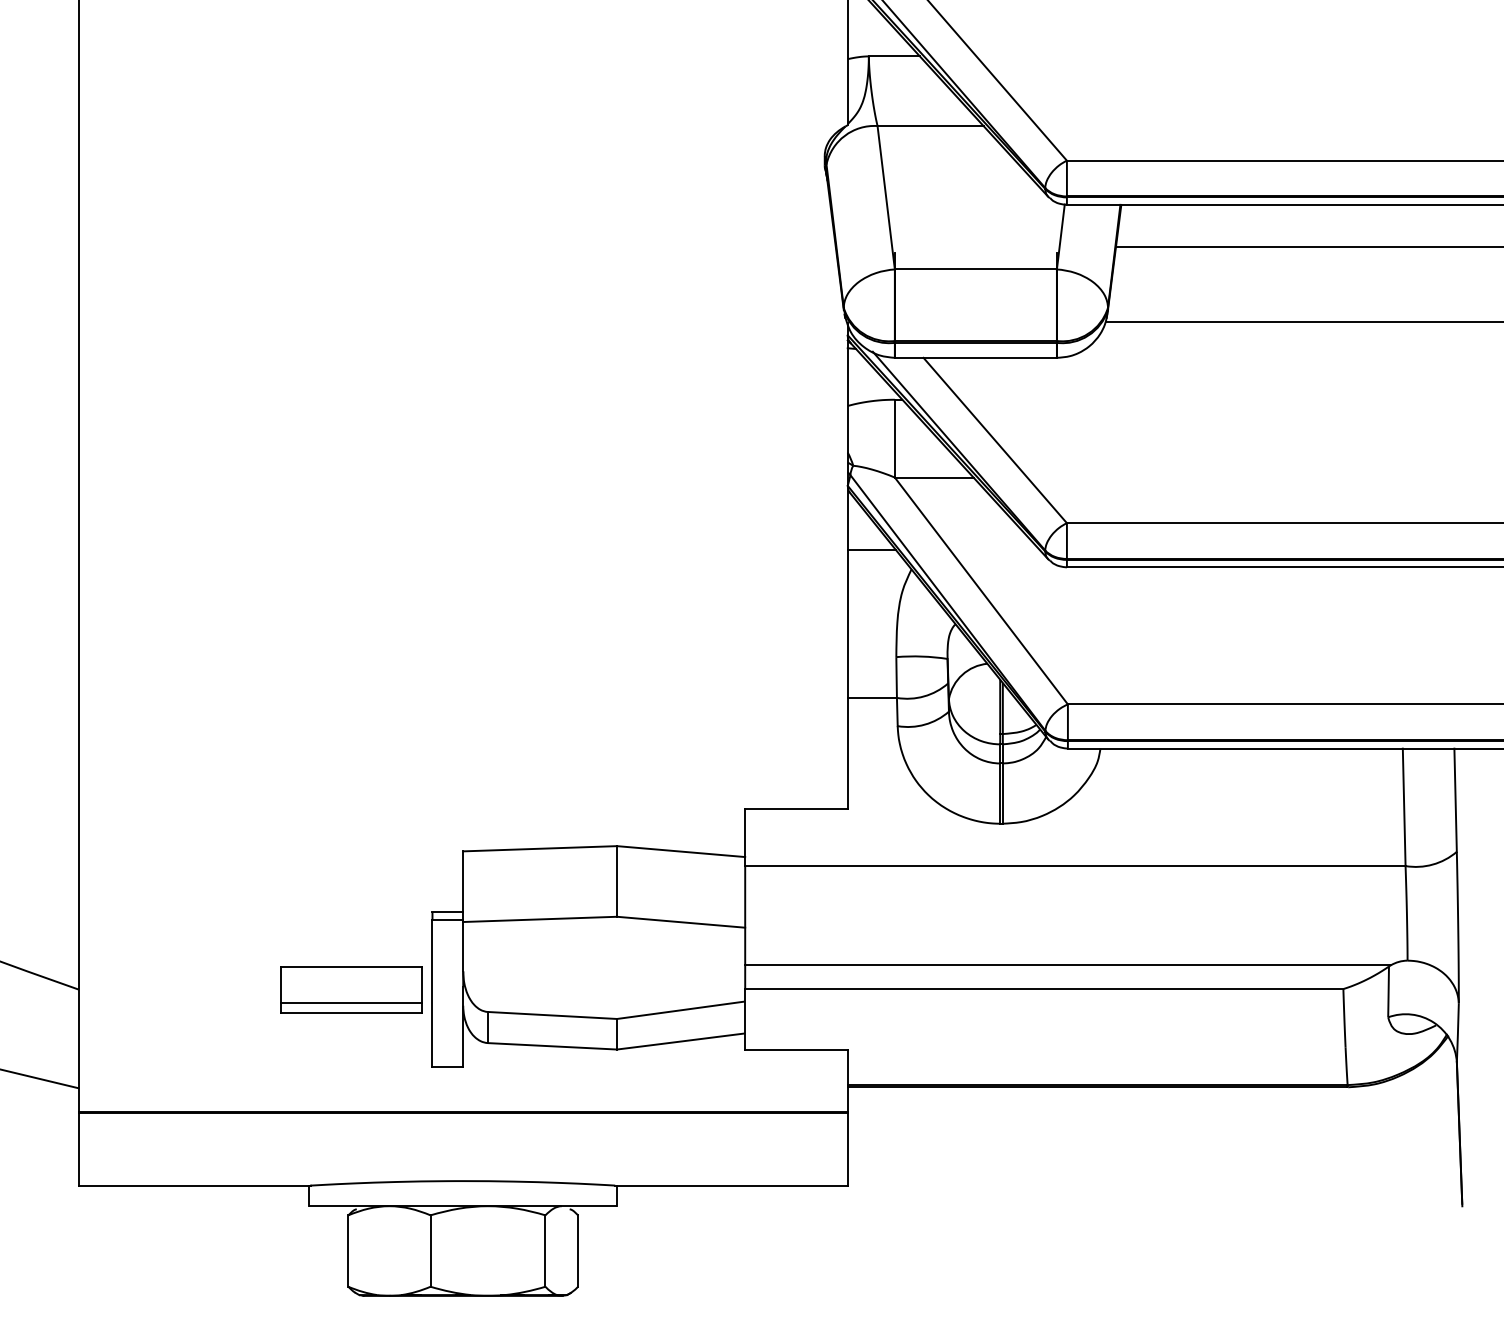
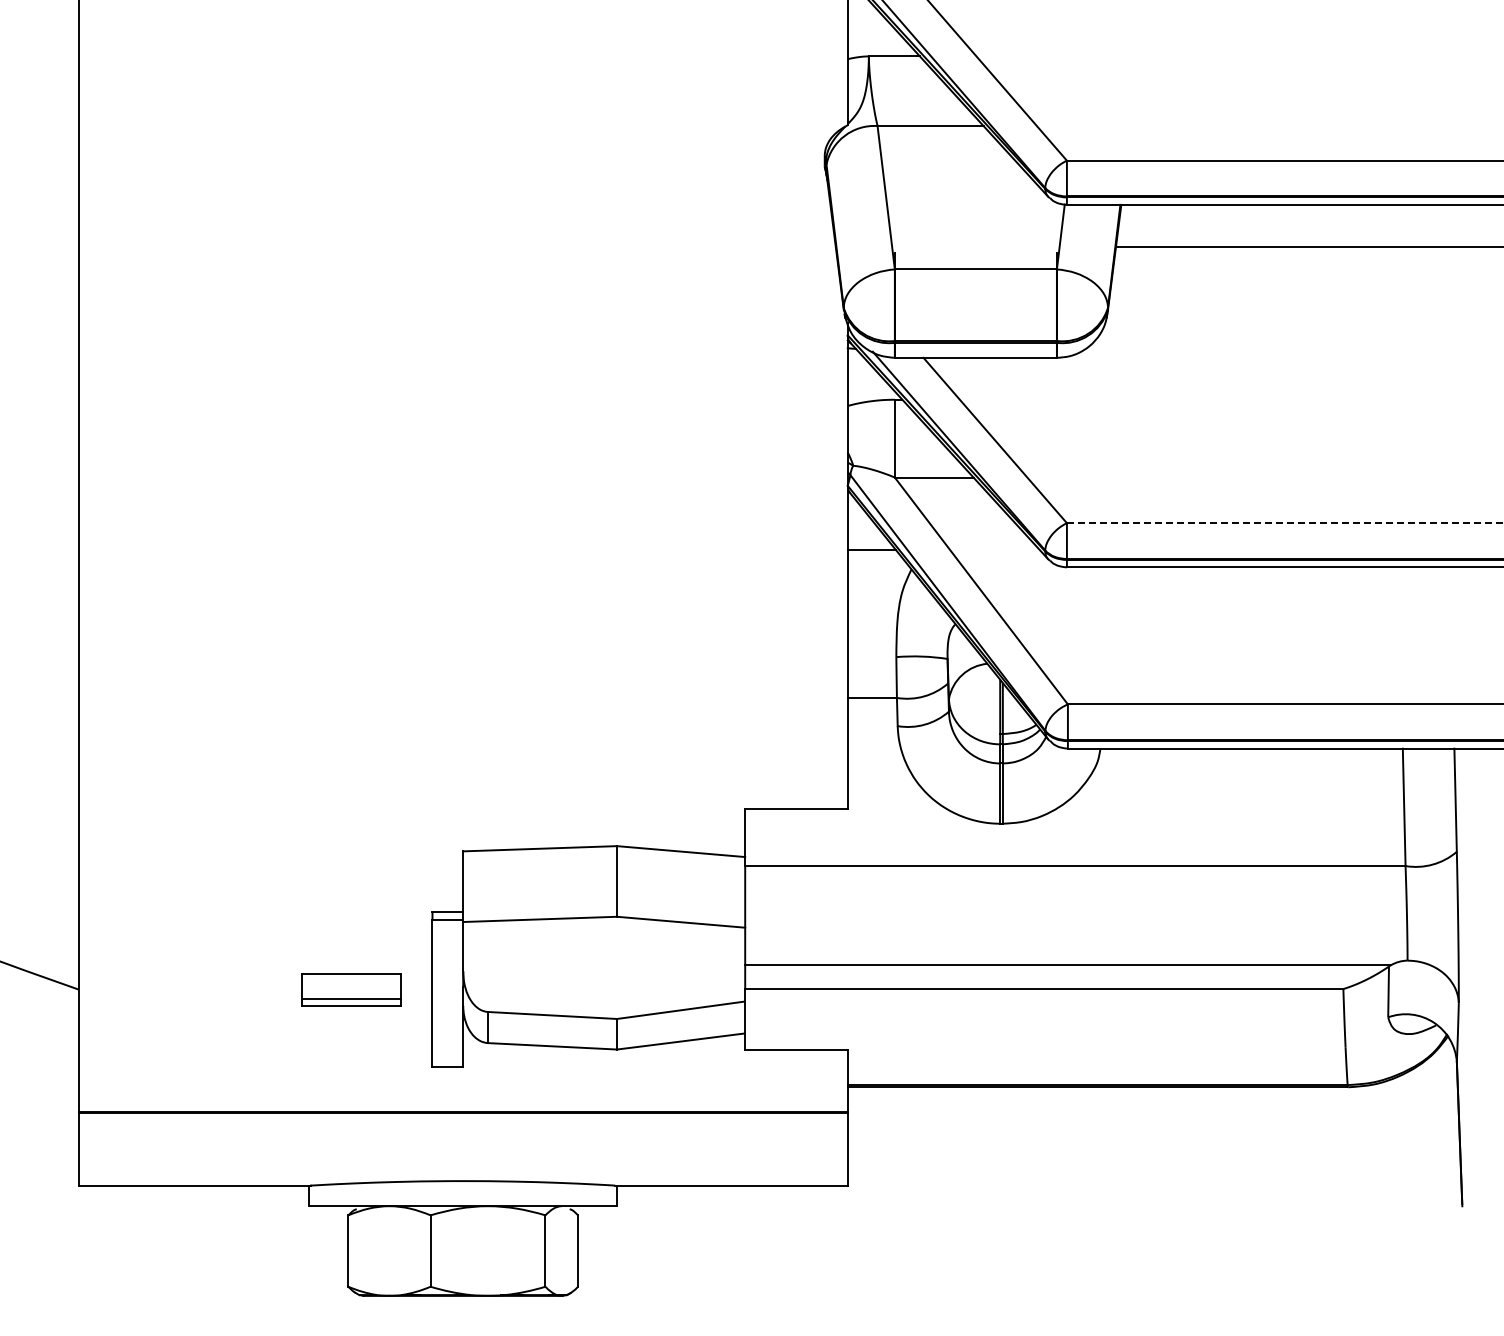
line: present -> none (1302, 321)
line: solid -> dashed (1285, 523)
part size: 143x48 px -> 101x34 px (351, 989)
line: present -> none (40, 1079)
